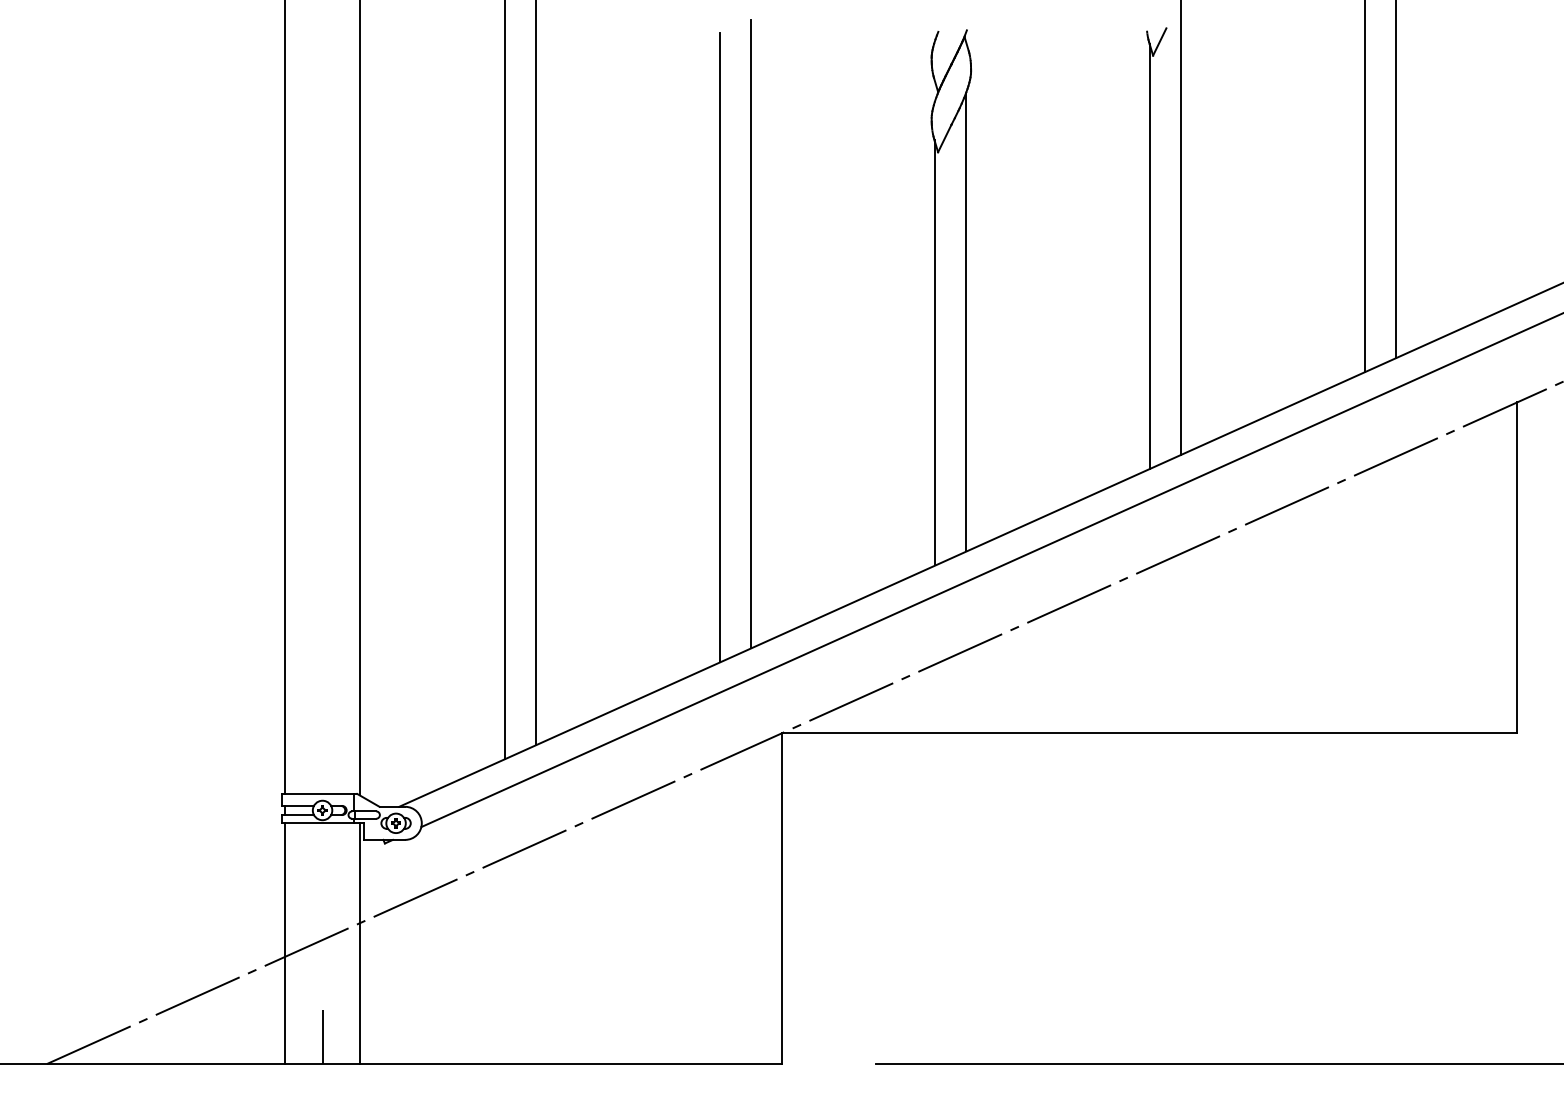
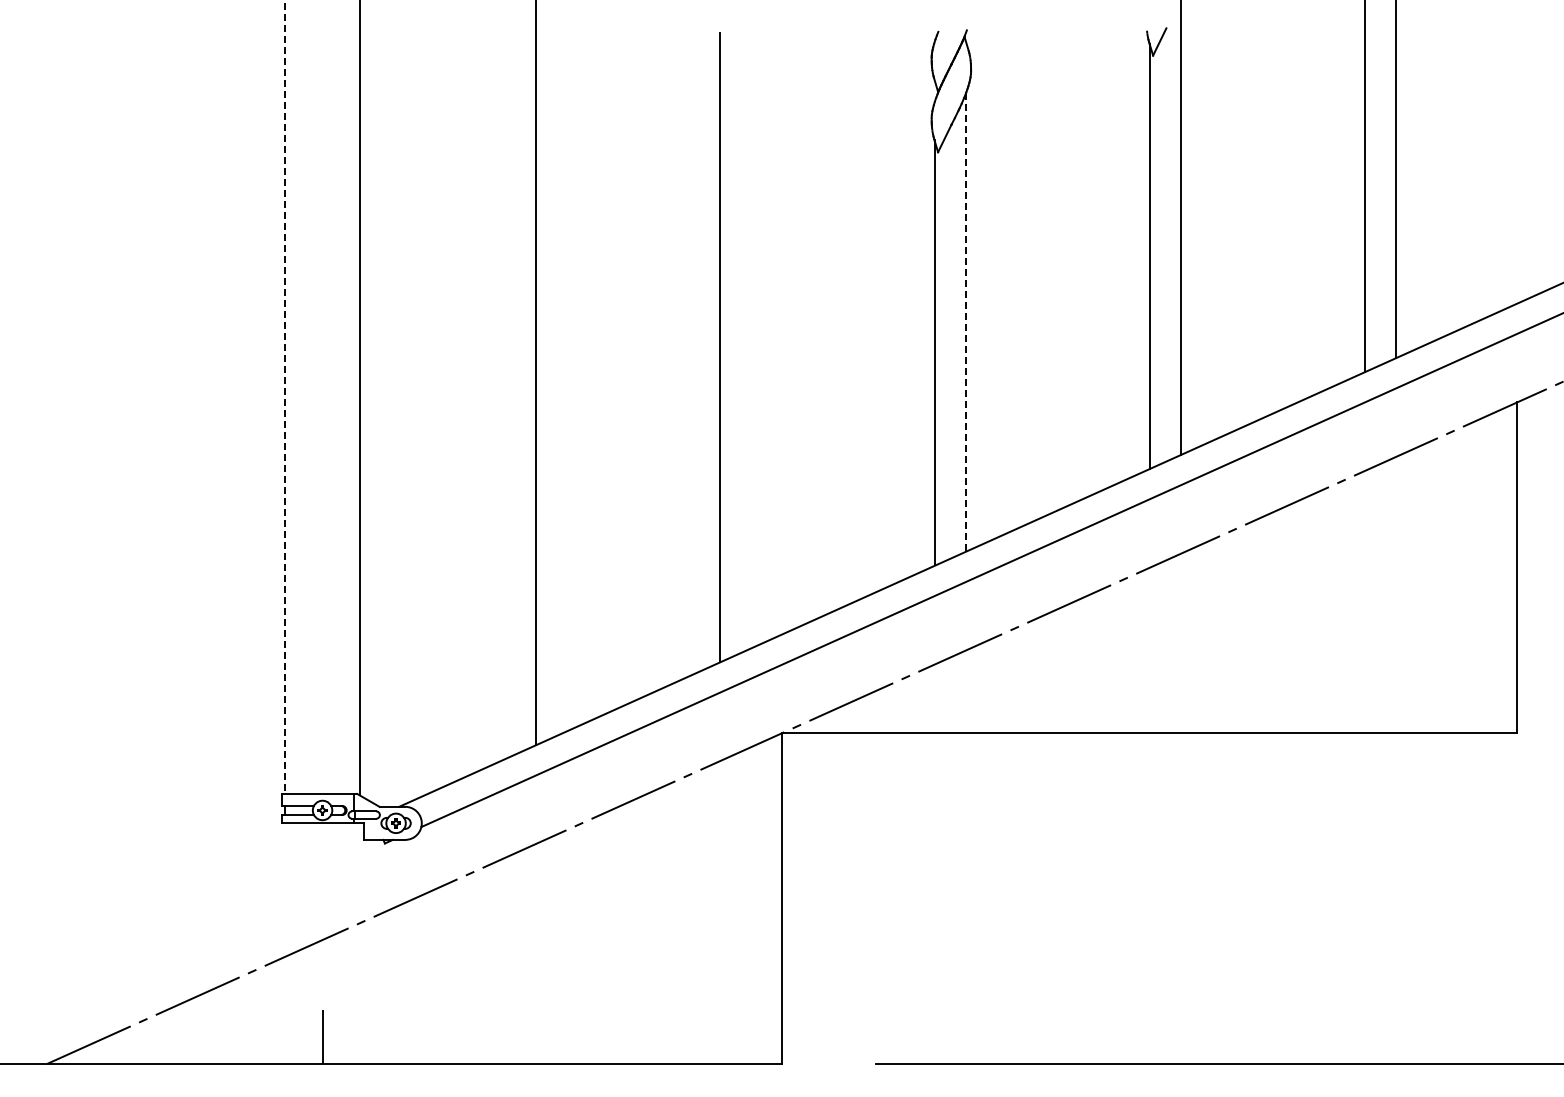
line: solid -> dashed (965, 322)
line: present -> none (750, 333)
line: present -> none (504, 380)
line: solid -> dashed (285, 397)
line: present -> none (285, 943)
line: present -> none (359, 943)
